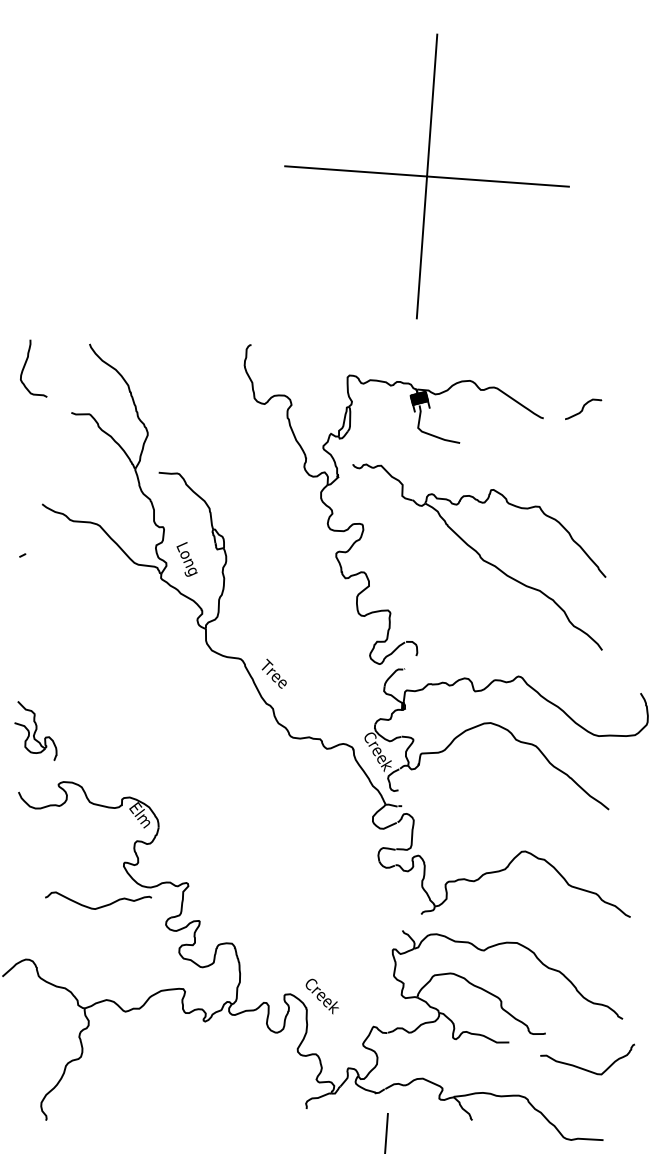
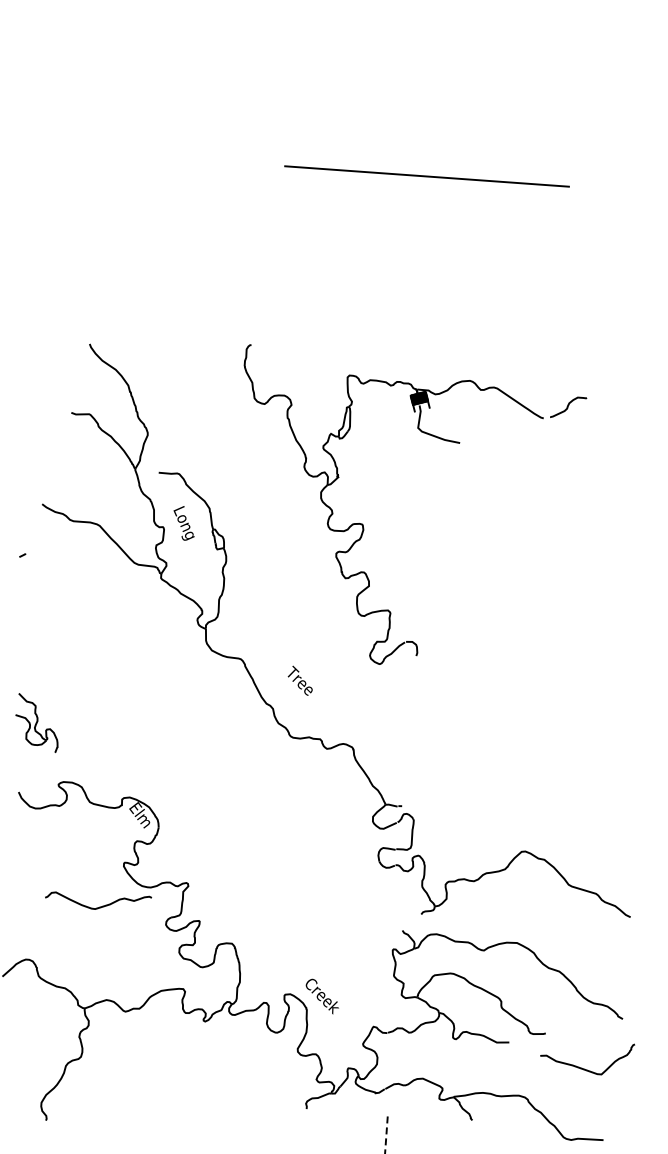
line: present -> none (426, 176)
curve: present -> none (25, 366)
curve position: (583, 408) -> (568, 406) (568, 406)
part: present -> none (479, 556)
text position: (186, 559) -> (183, 523) (183, 523)
text position: (273, 673) -> (299, 680) (299, 680)
part position: (35, 730) -> (36, 722) (36, 722)
part: present -> none (511, 735)
line: solid -> dashed (386, 1133)
